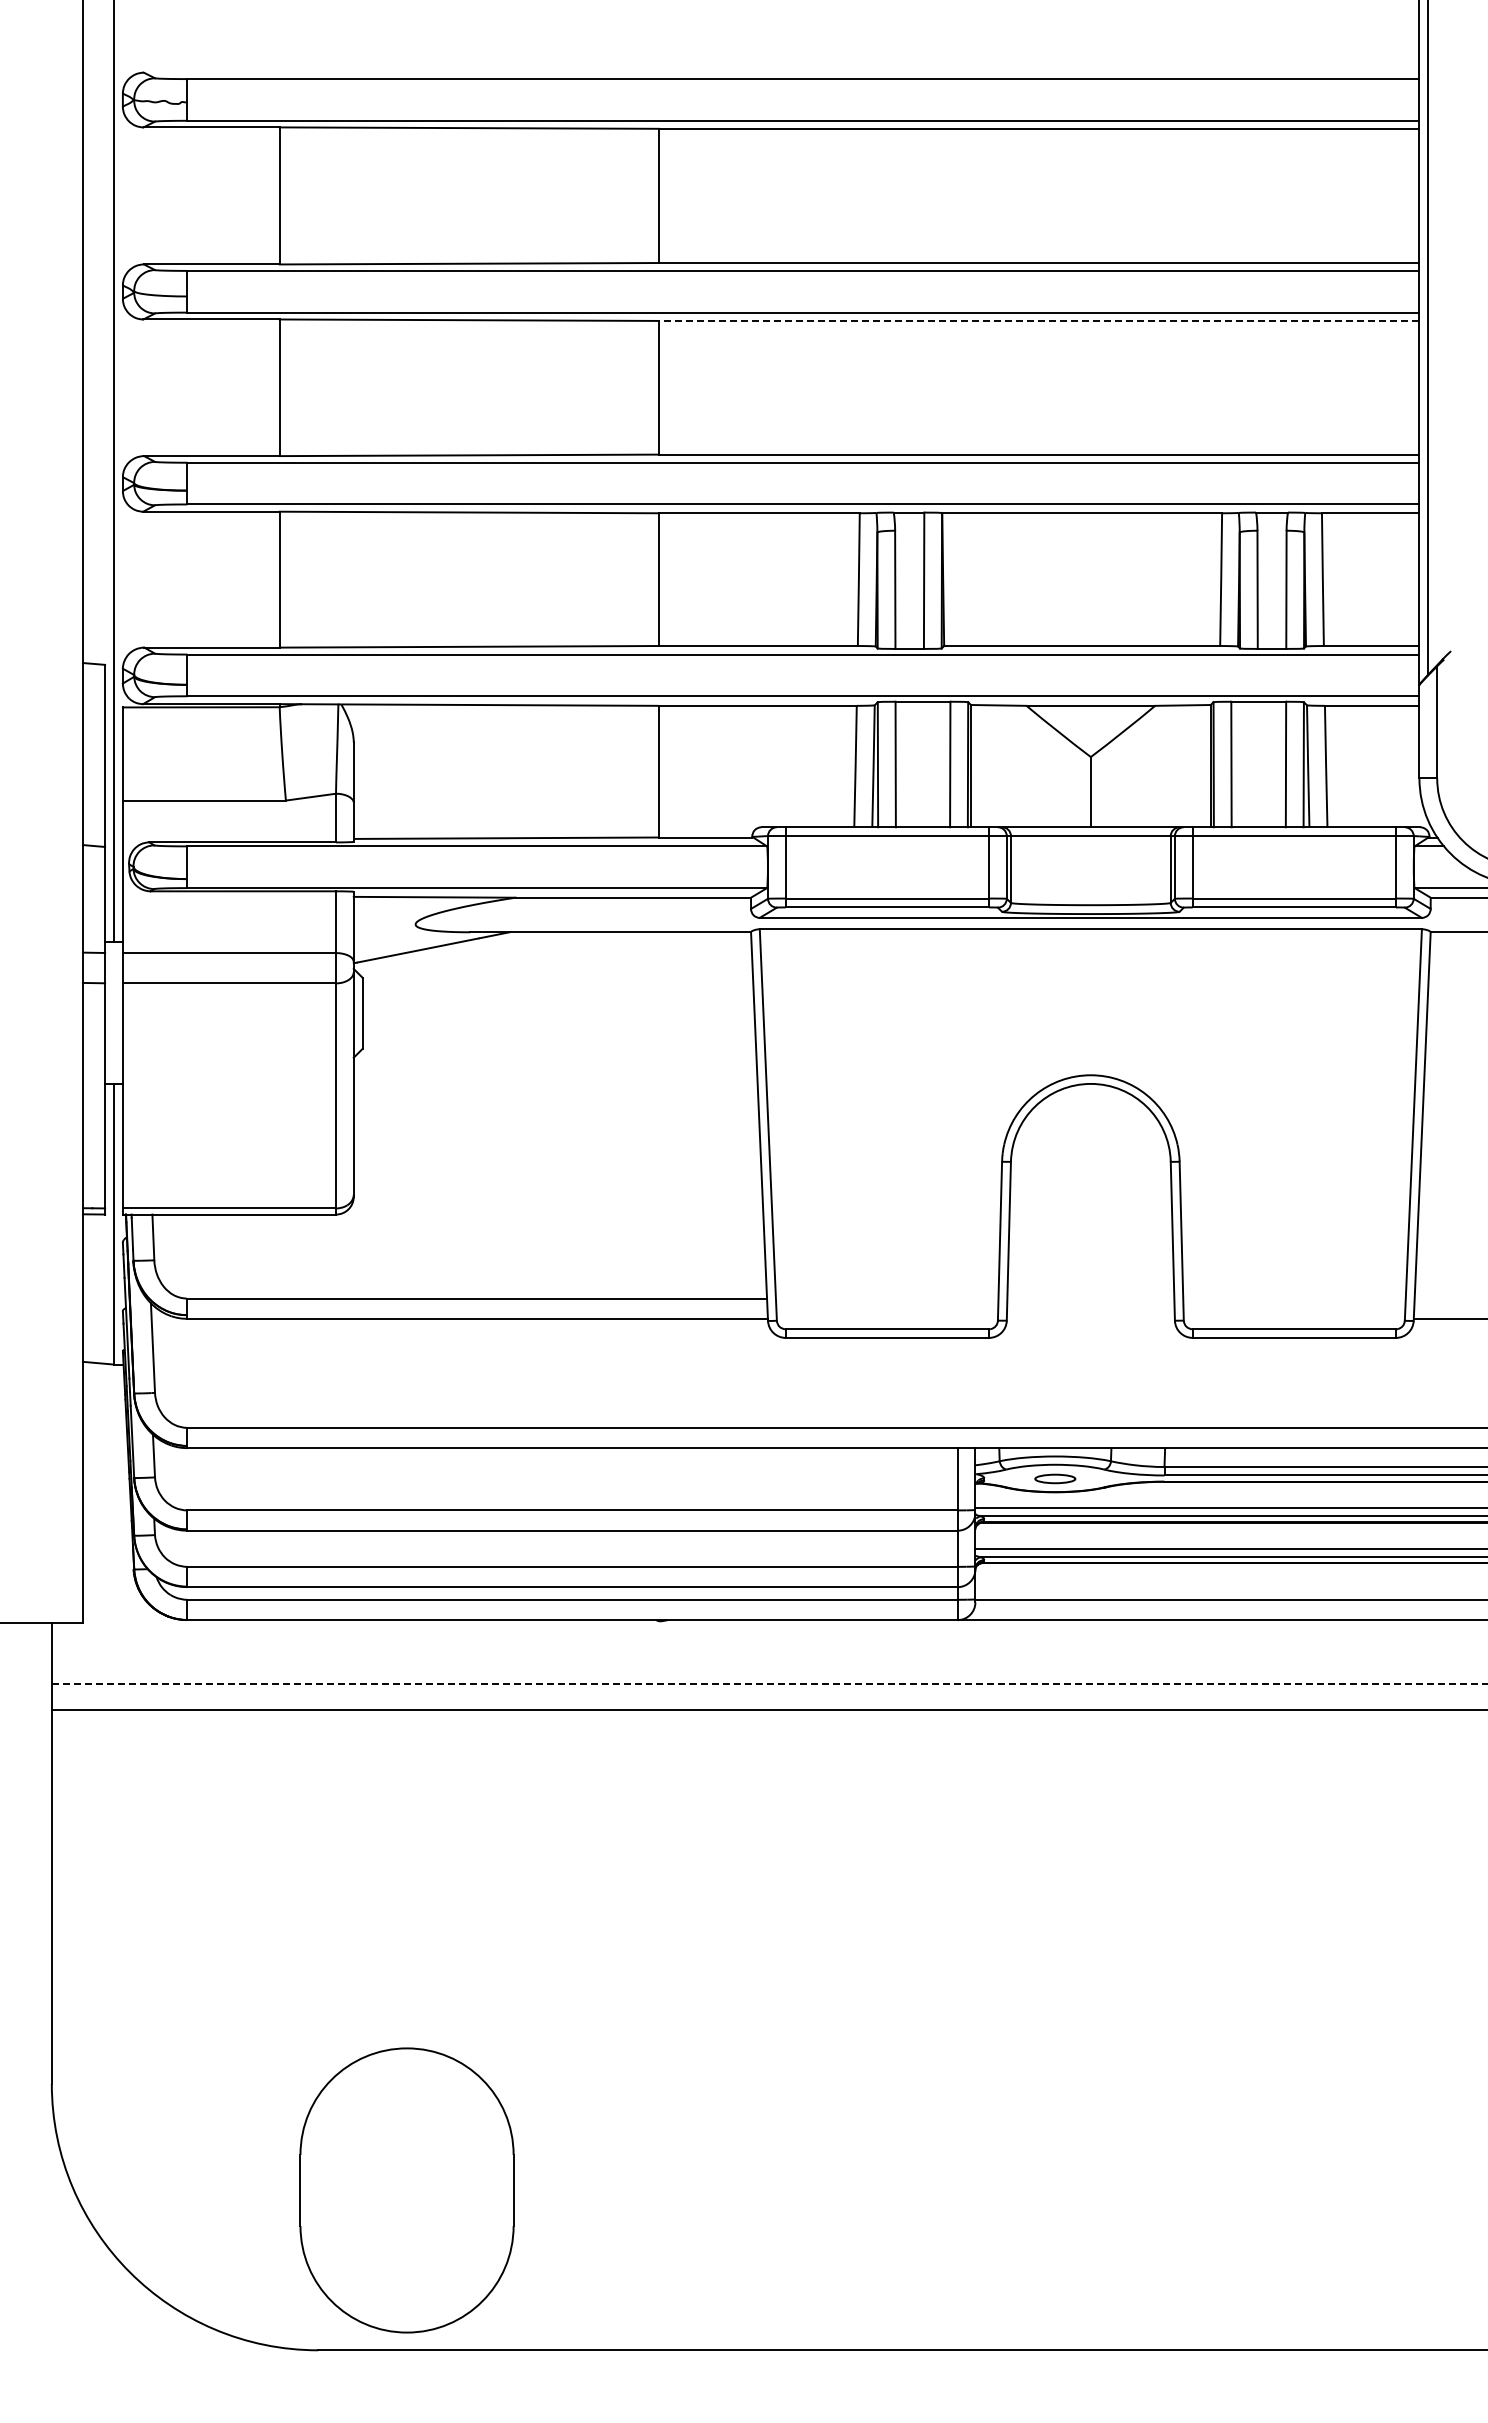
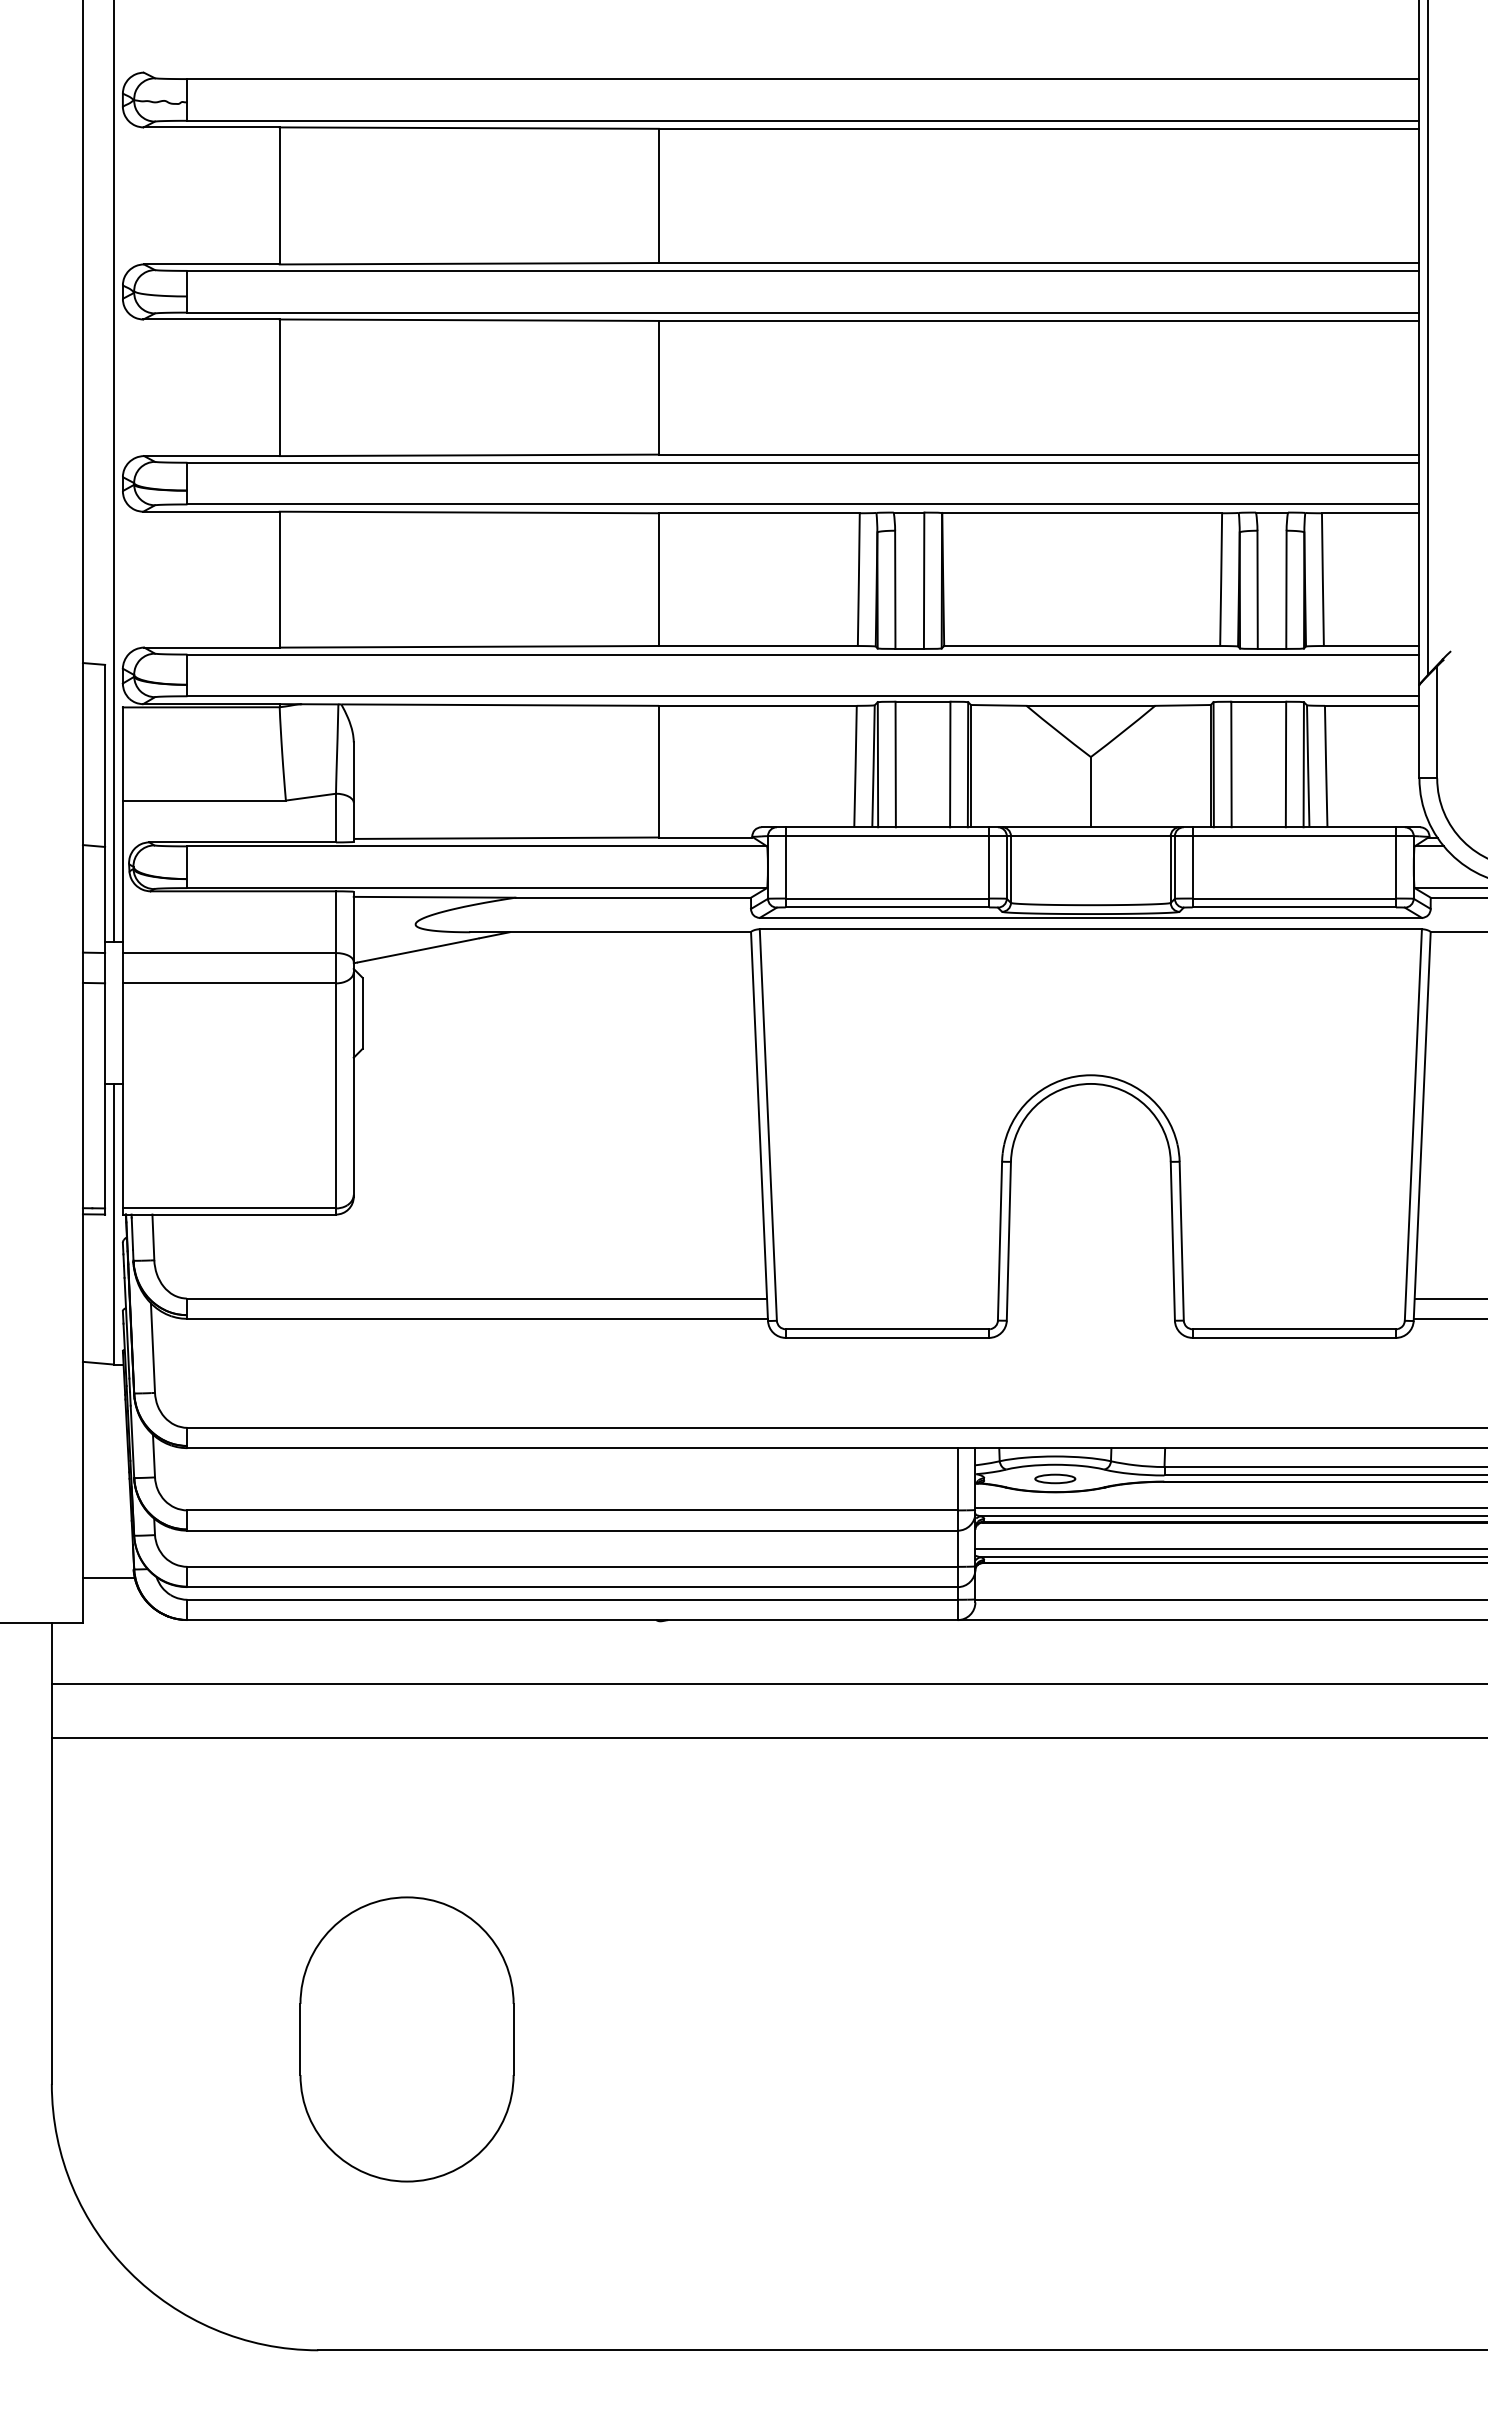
line: dashed -> solid (1038, 320)
line: none -> present (1449, 1298)
line: none -> present (108, 1577)
line: dashed -> solid (769, 1684)
line position: (767, 1709) -> (767, 1737) (767, 1737)
part position: (406, 2190) -> (406, 2039) (406, 2039)
